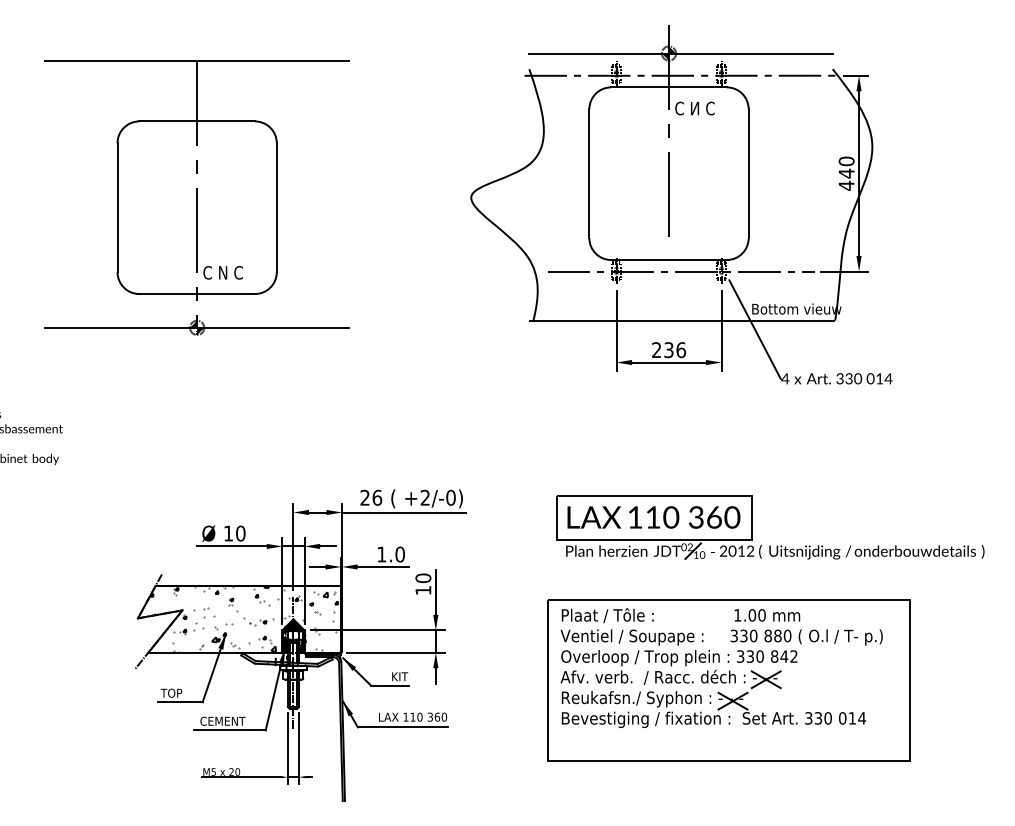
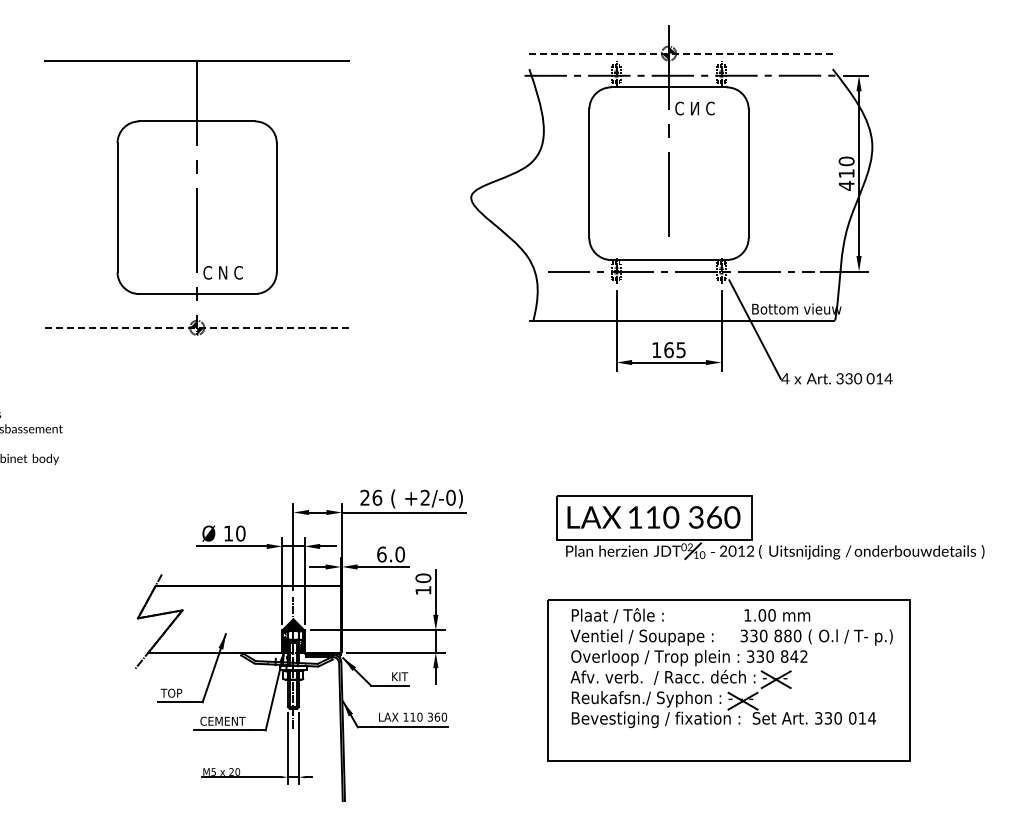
line: solid -> dashed (681, 53)
text: 440 -> 410 (846, 173)
line: solid -> dashed (197, 327)
text: 236 -> 165 (669, 350)
text: 1.0 -> 6.0 (381, 554)
hatch: present -> none (244, 618)
part position: (721, 667) -> (731, 667) (731, 667)
